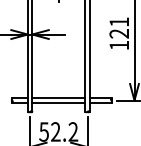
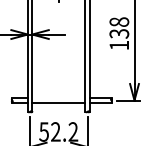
text: 121 -> 138 (119, 27)
line: present -> none (58, 98)
